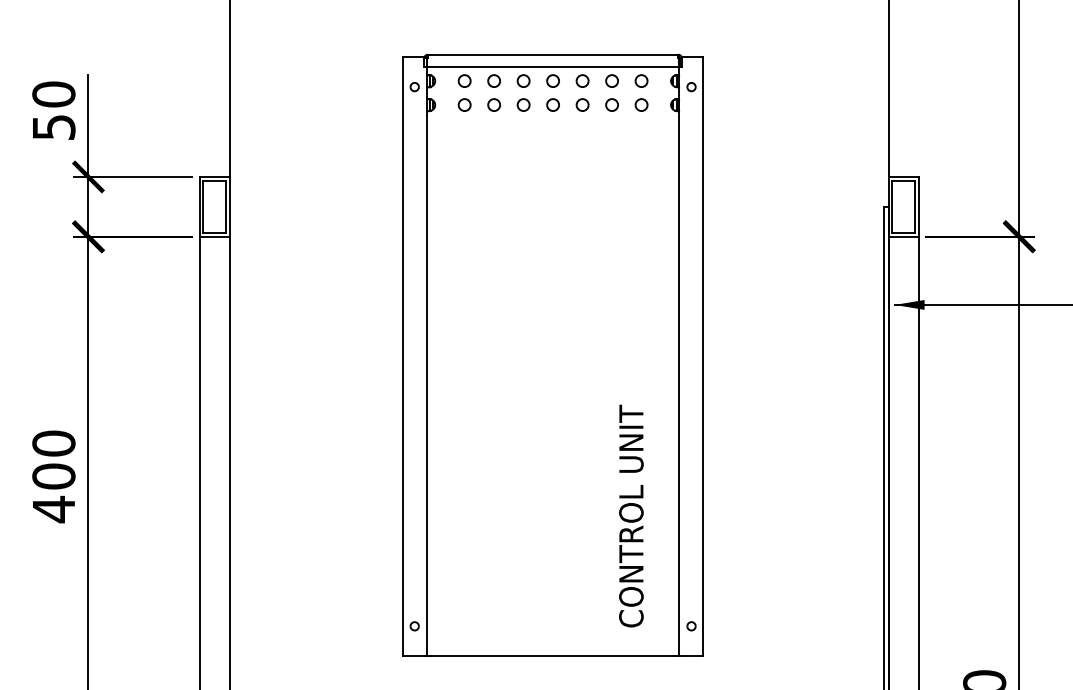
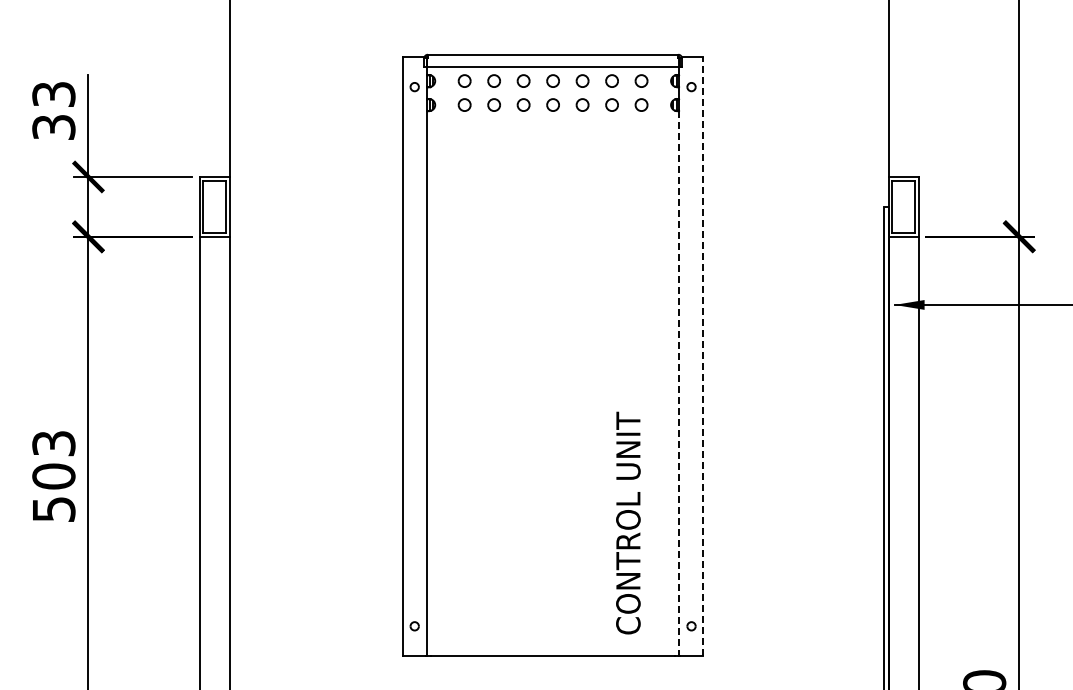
text: 50 -> 33 (53, 110)
line: solid -> dashed (702, 356)
line: solid -> dashed (678, 383)
text: 400 -> 503 (53, 476)
text position: (631, 515) -> (628, 522) (628, 522)
